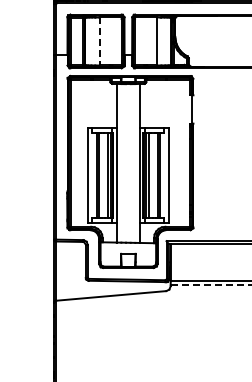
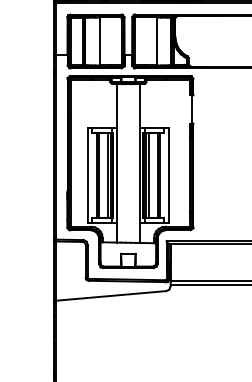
line: dashed -> solid (99, 41)
line: dashed -> solid (211, 285)
